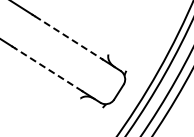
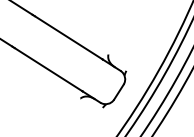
line: dashed -> solid (69, 38)
line: dashed -> solid (48, 69)
